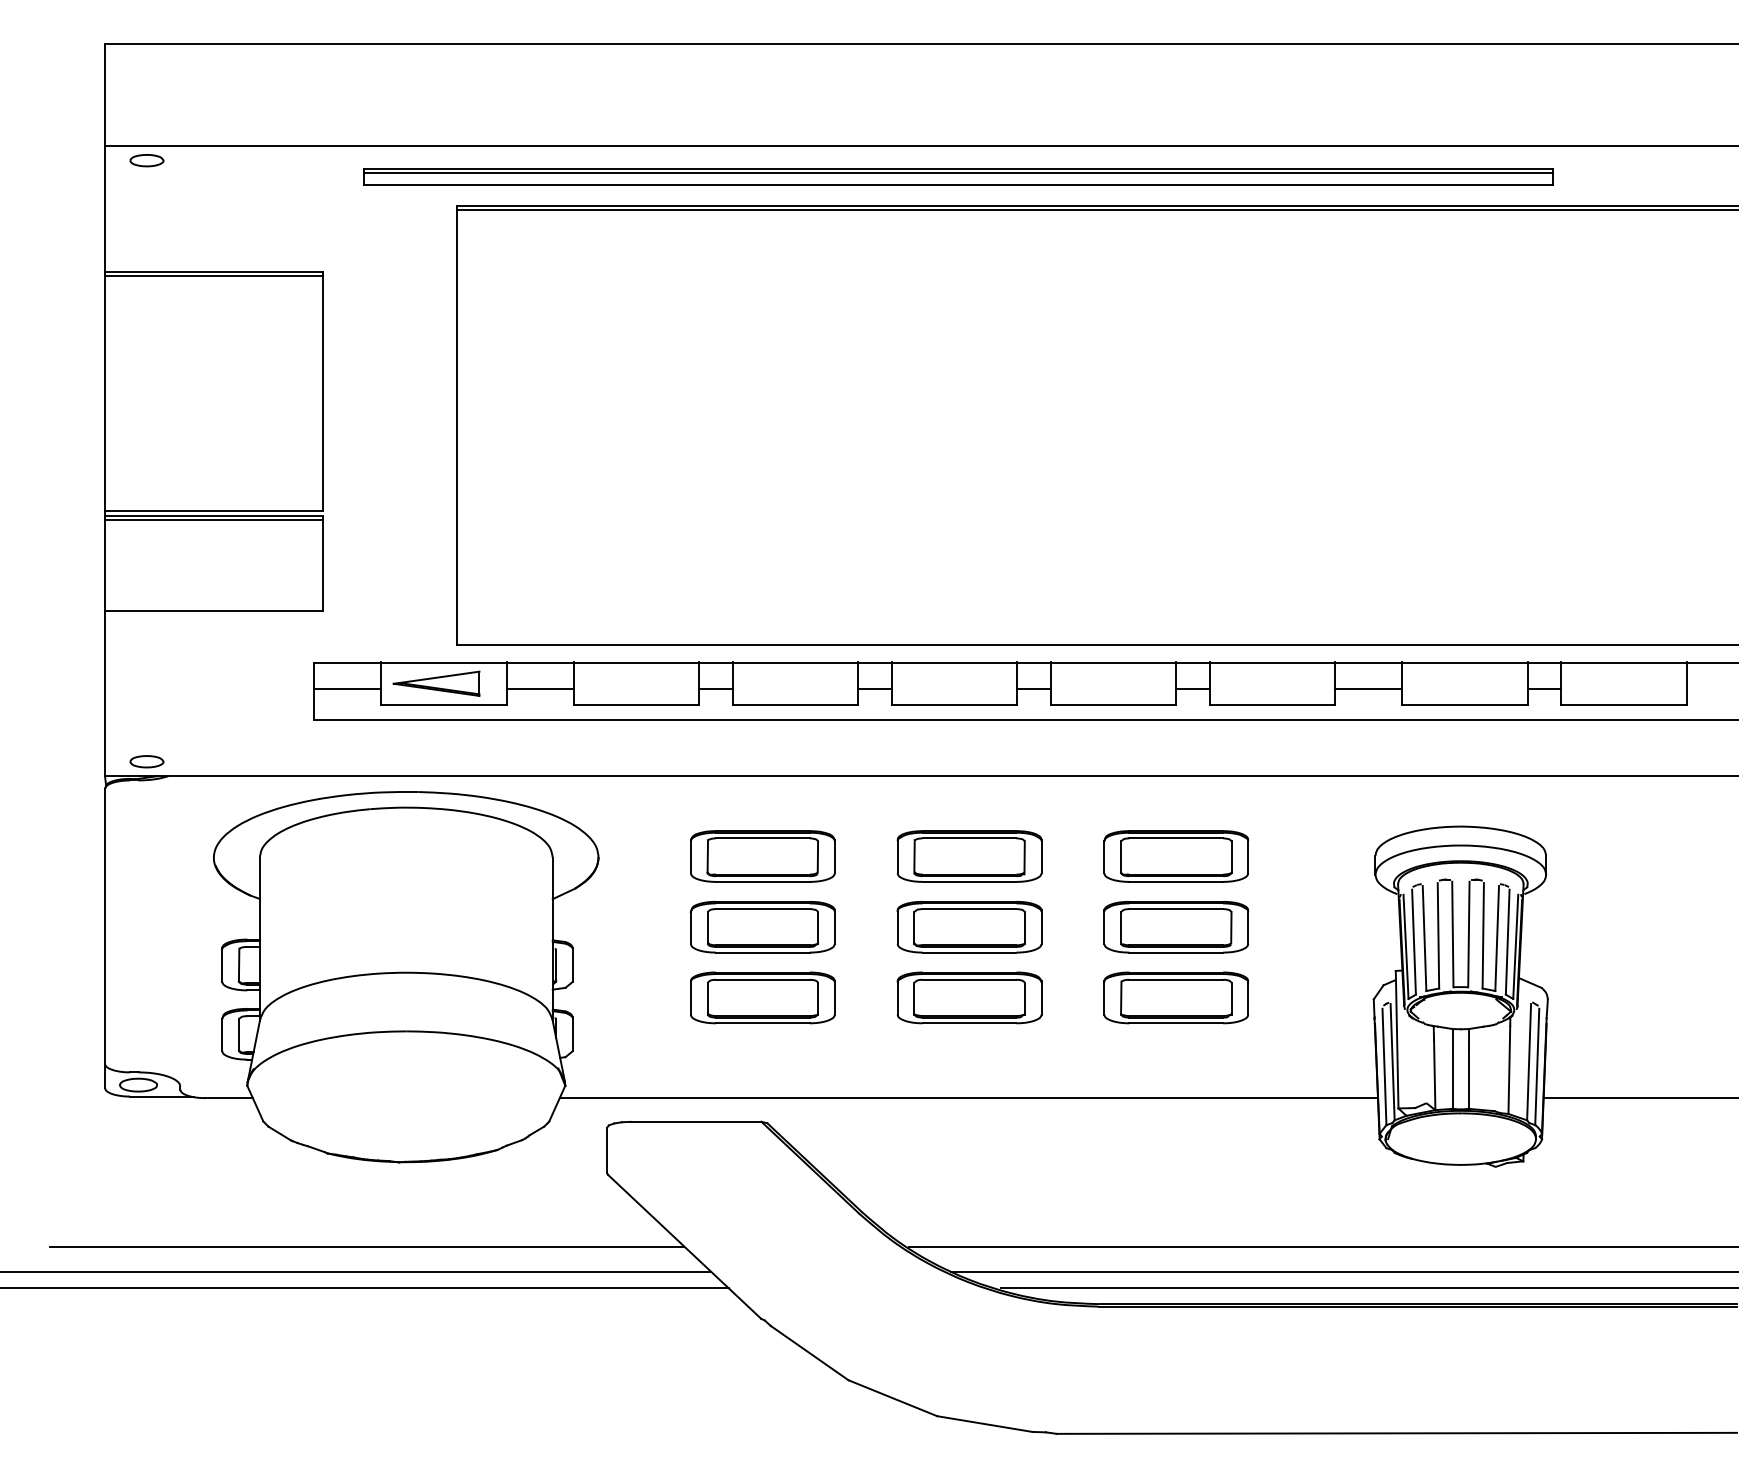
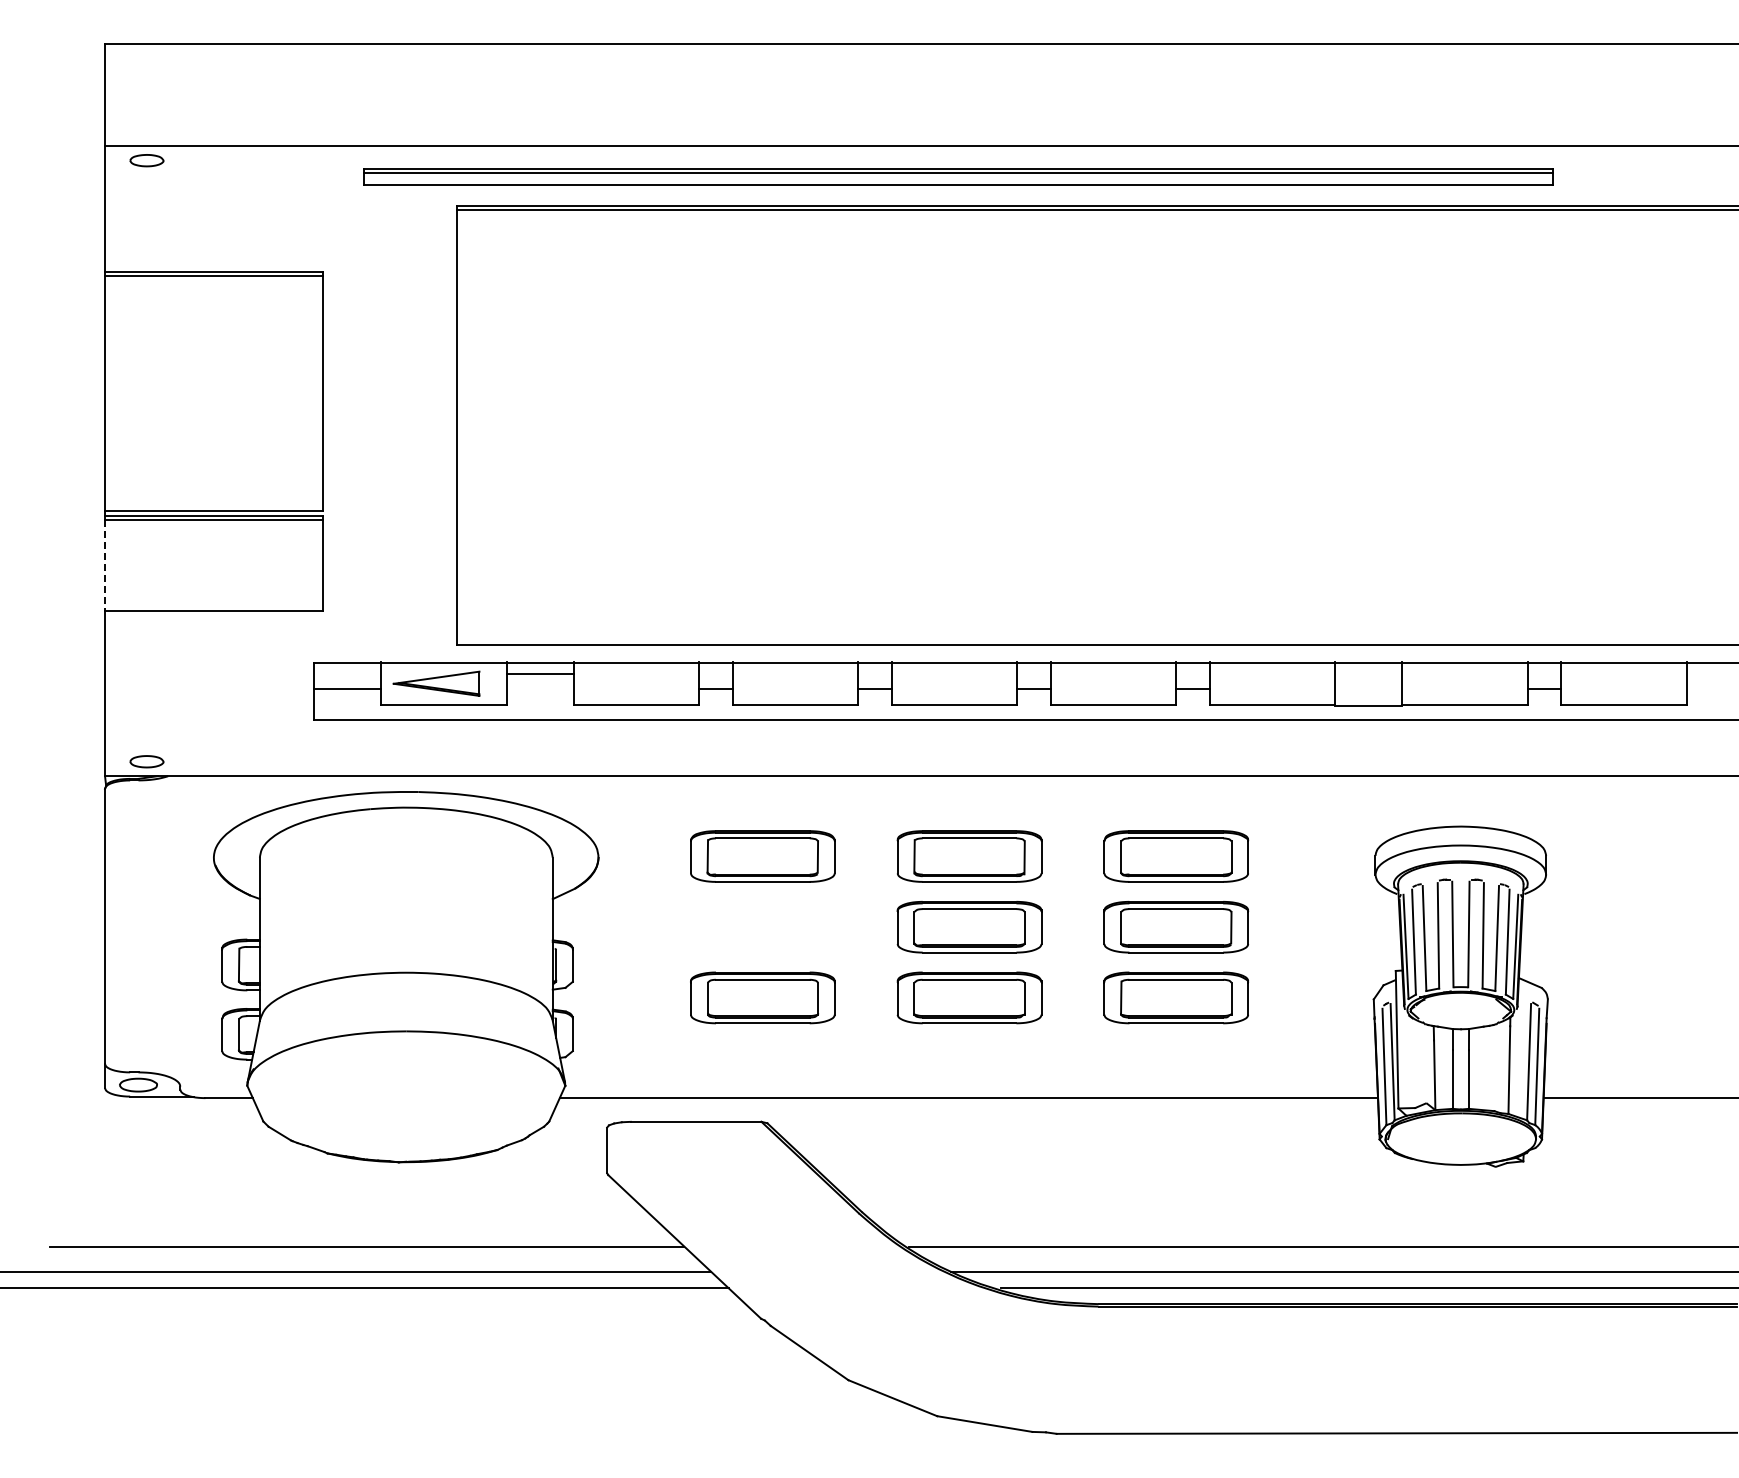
line: solid -> dashed (105, 565)
line position: (539, 688) -> (539, 673) (539, 673)
line position: (1368, 688) -> (1368, 705) (1368, 705)
part: present -> none (762, 926)
